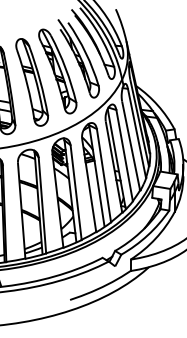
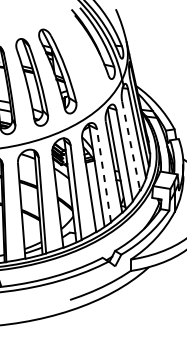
part: present -> none (78, 58)
line: solid -> dashed (131, 146)
line: solid -> dashed (103, 174)
